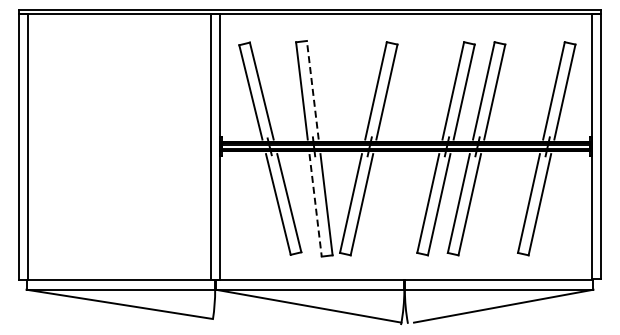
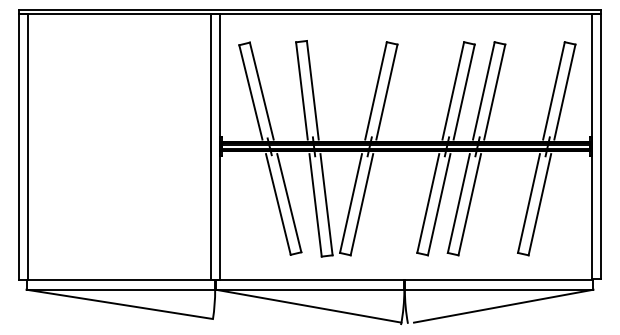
line: dashed -> solid (312, 90)
line: dashed -> solid (315, 205)
